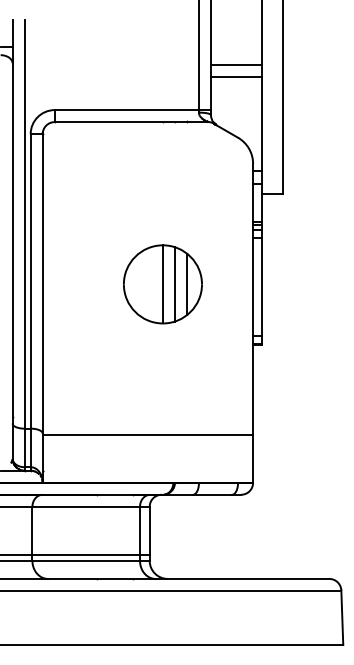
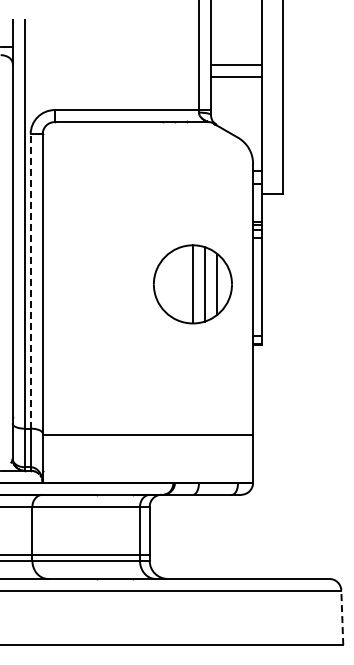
line: solid -> dashed (30, 280)
part position: (162, 284) -> (192, 284) (192, 284)
line: solid -> dashed (342, 617)
